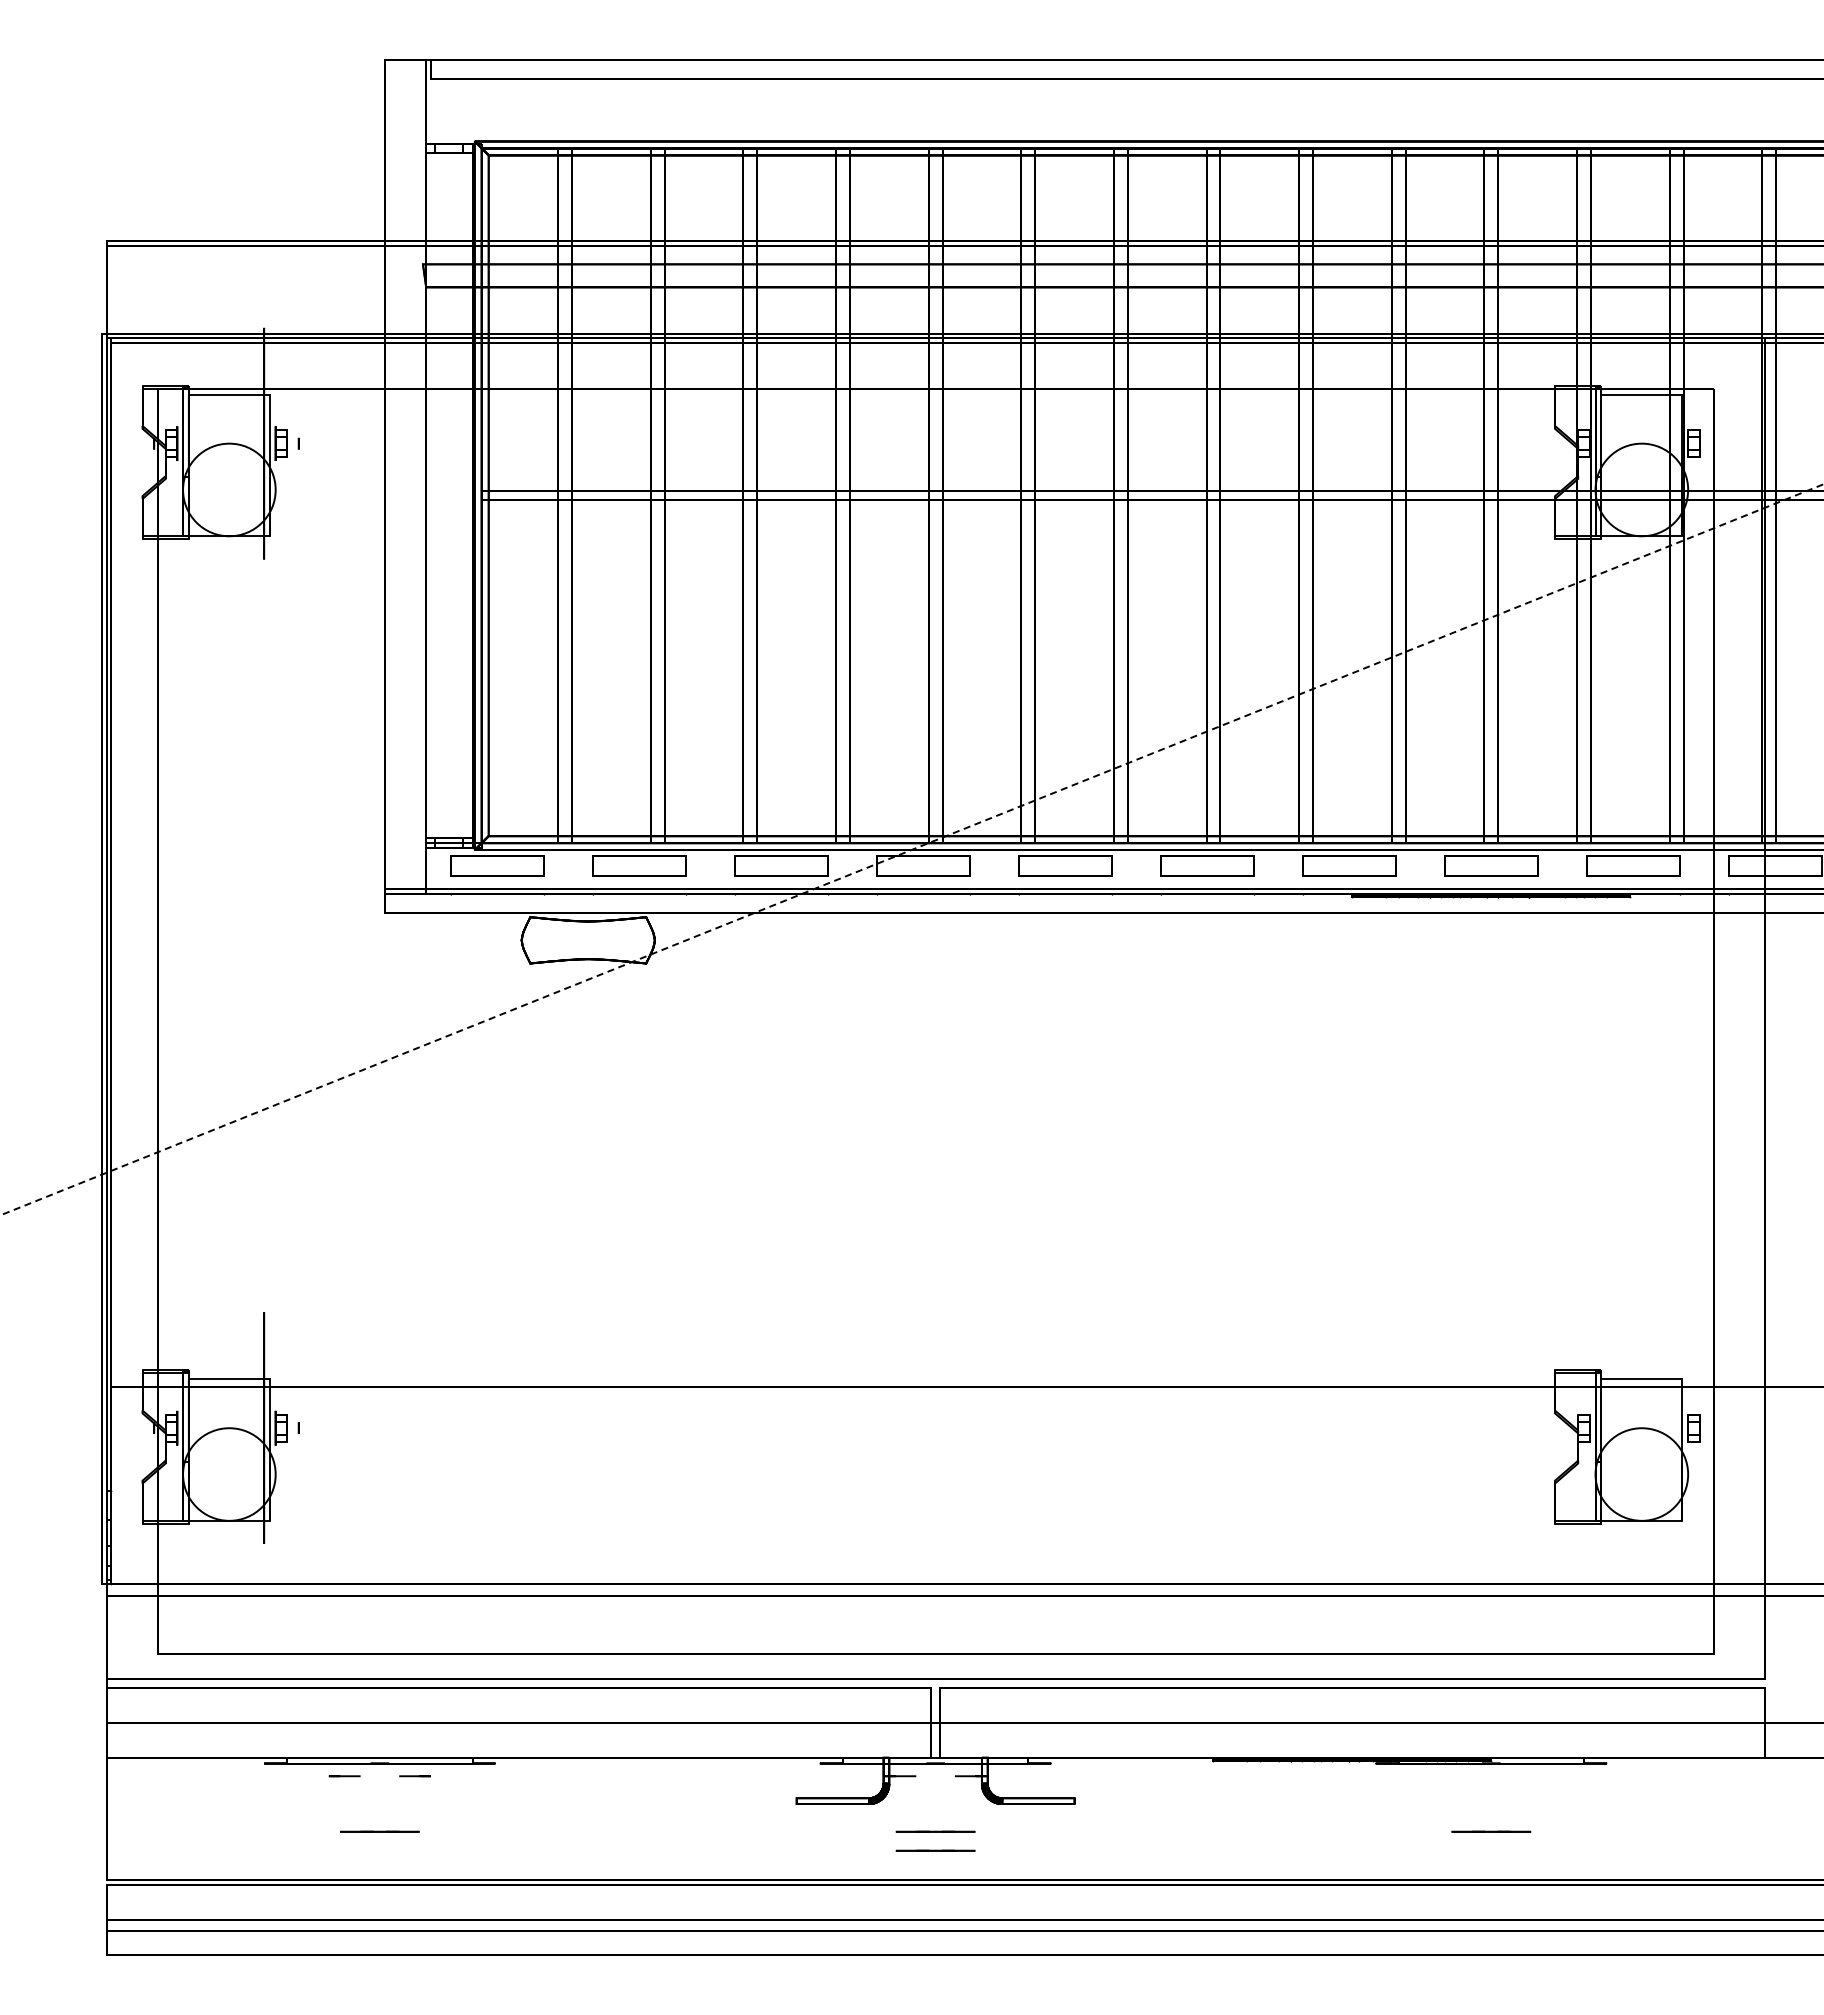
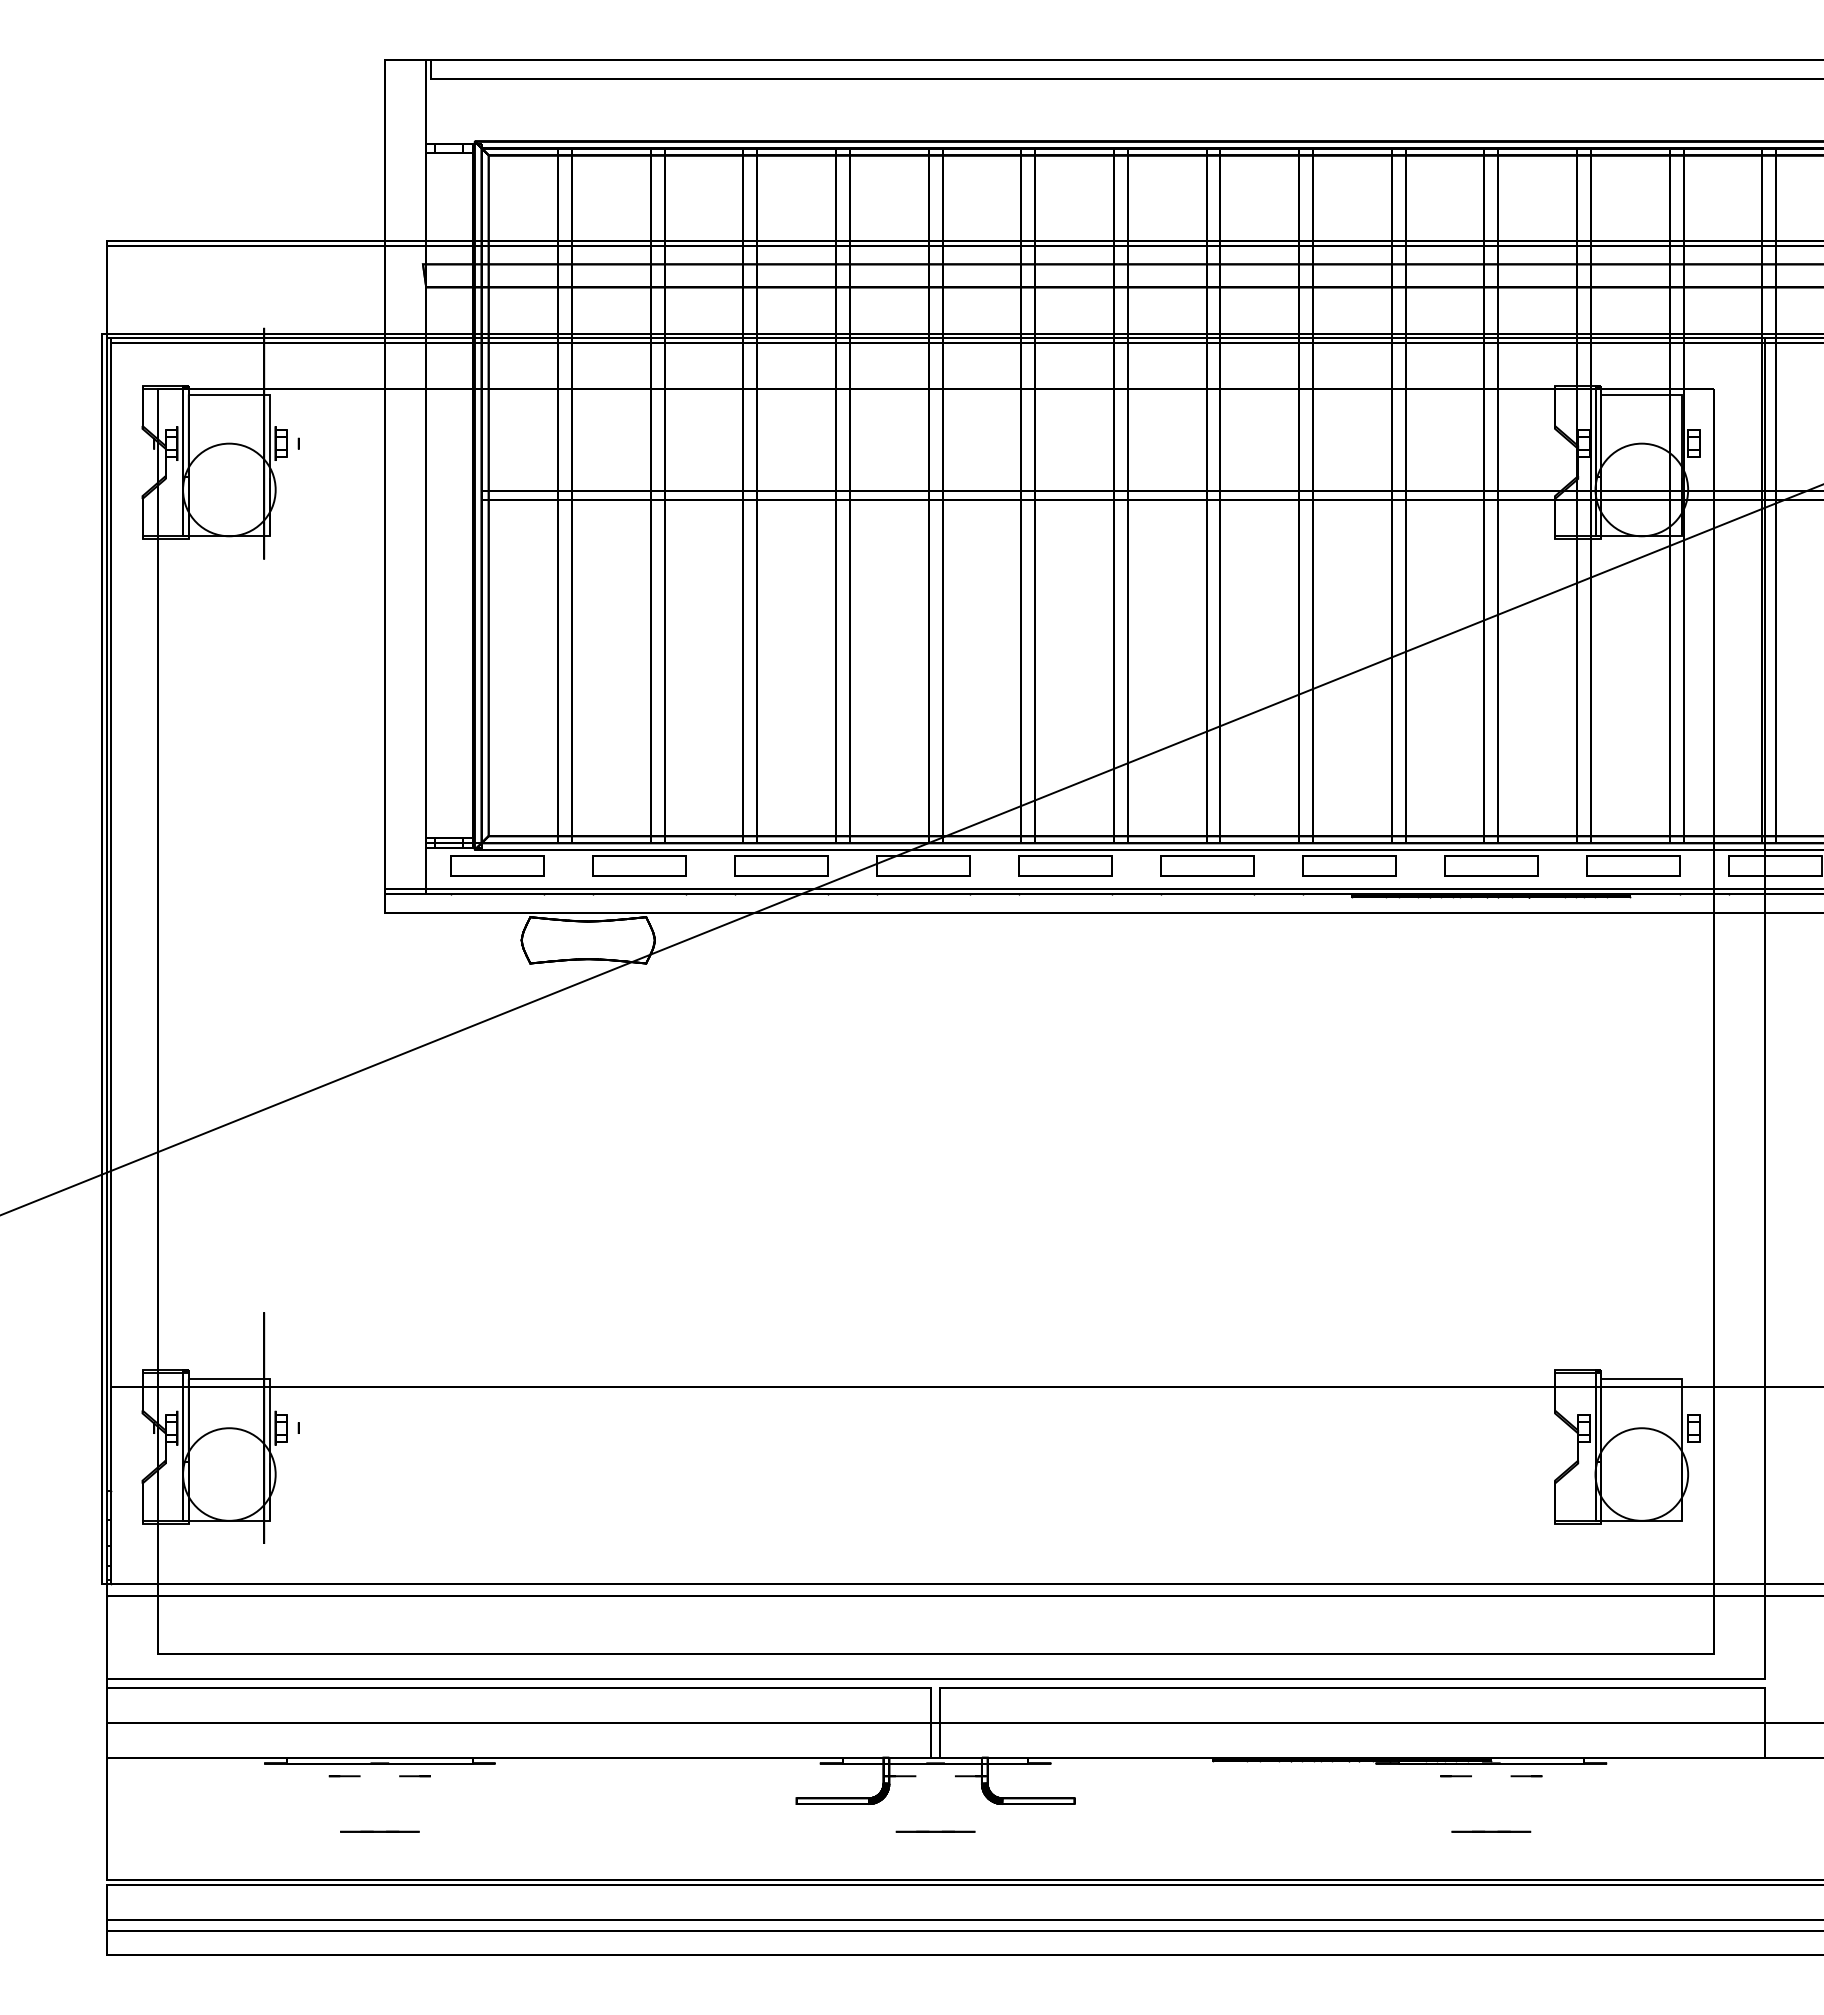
line: dashed -> solid (912, 849)
line: none -> present (1455, 1776)
line: none -> present (1526, 1776)
line: present -> none (935, 1850)
